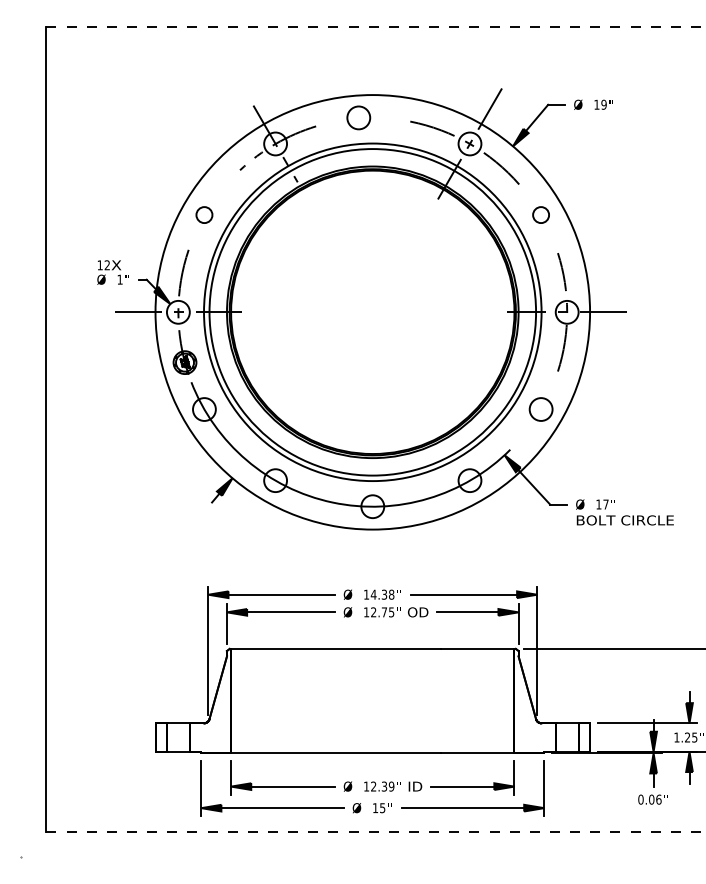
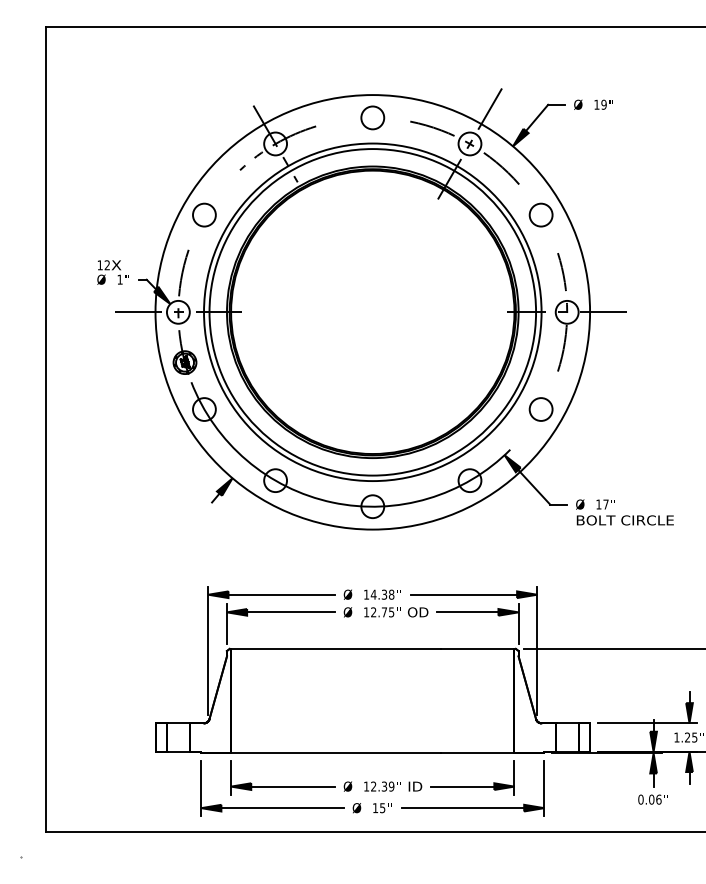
line: dashed -> solid (376, 26)
circle position: (358, 117) -> (372, 117) (372, 117)
circle size: 19x18 px -> 25x26 px (204, 214)
circle size: 18x18 px -> 26x26 px (540, 214)
line: dashed -> solid (376, 832)
